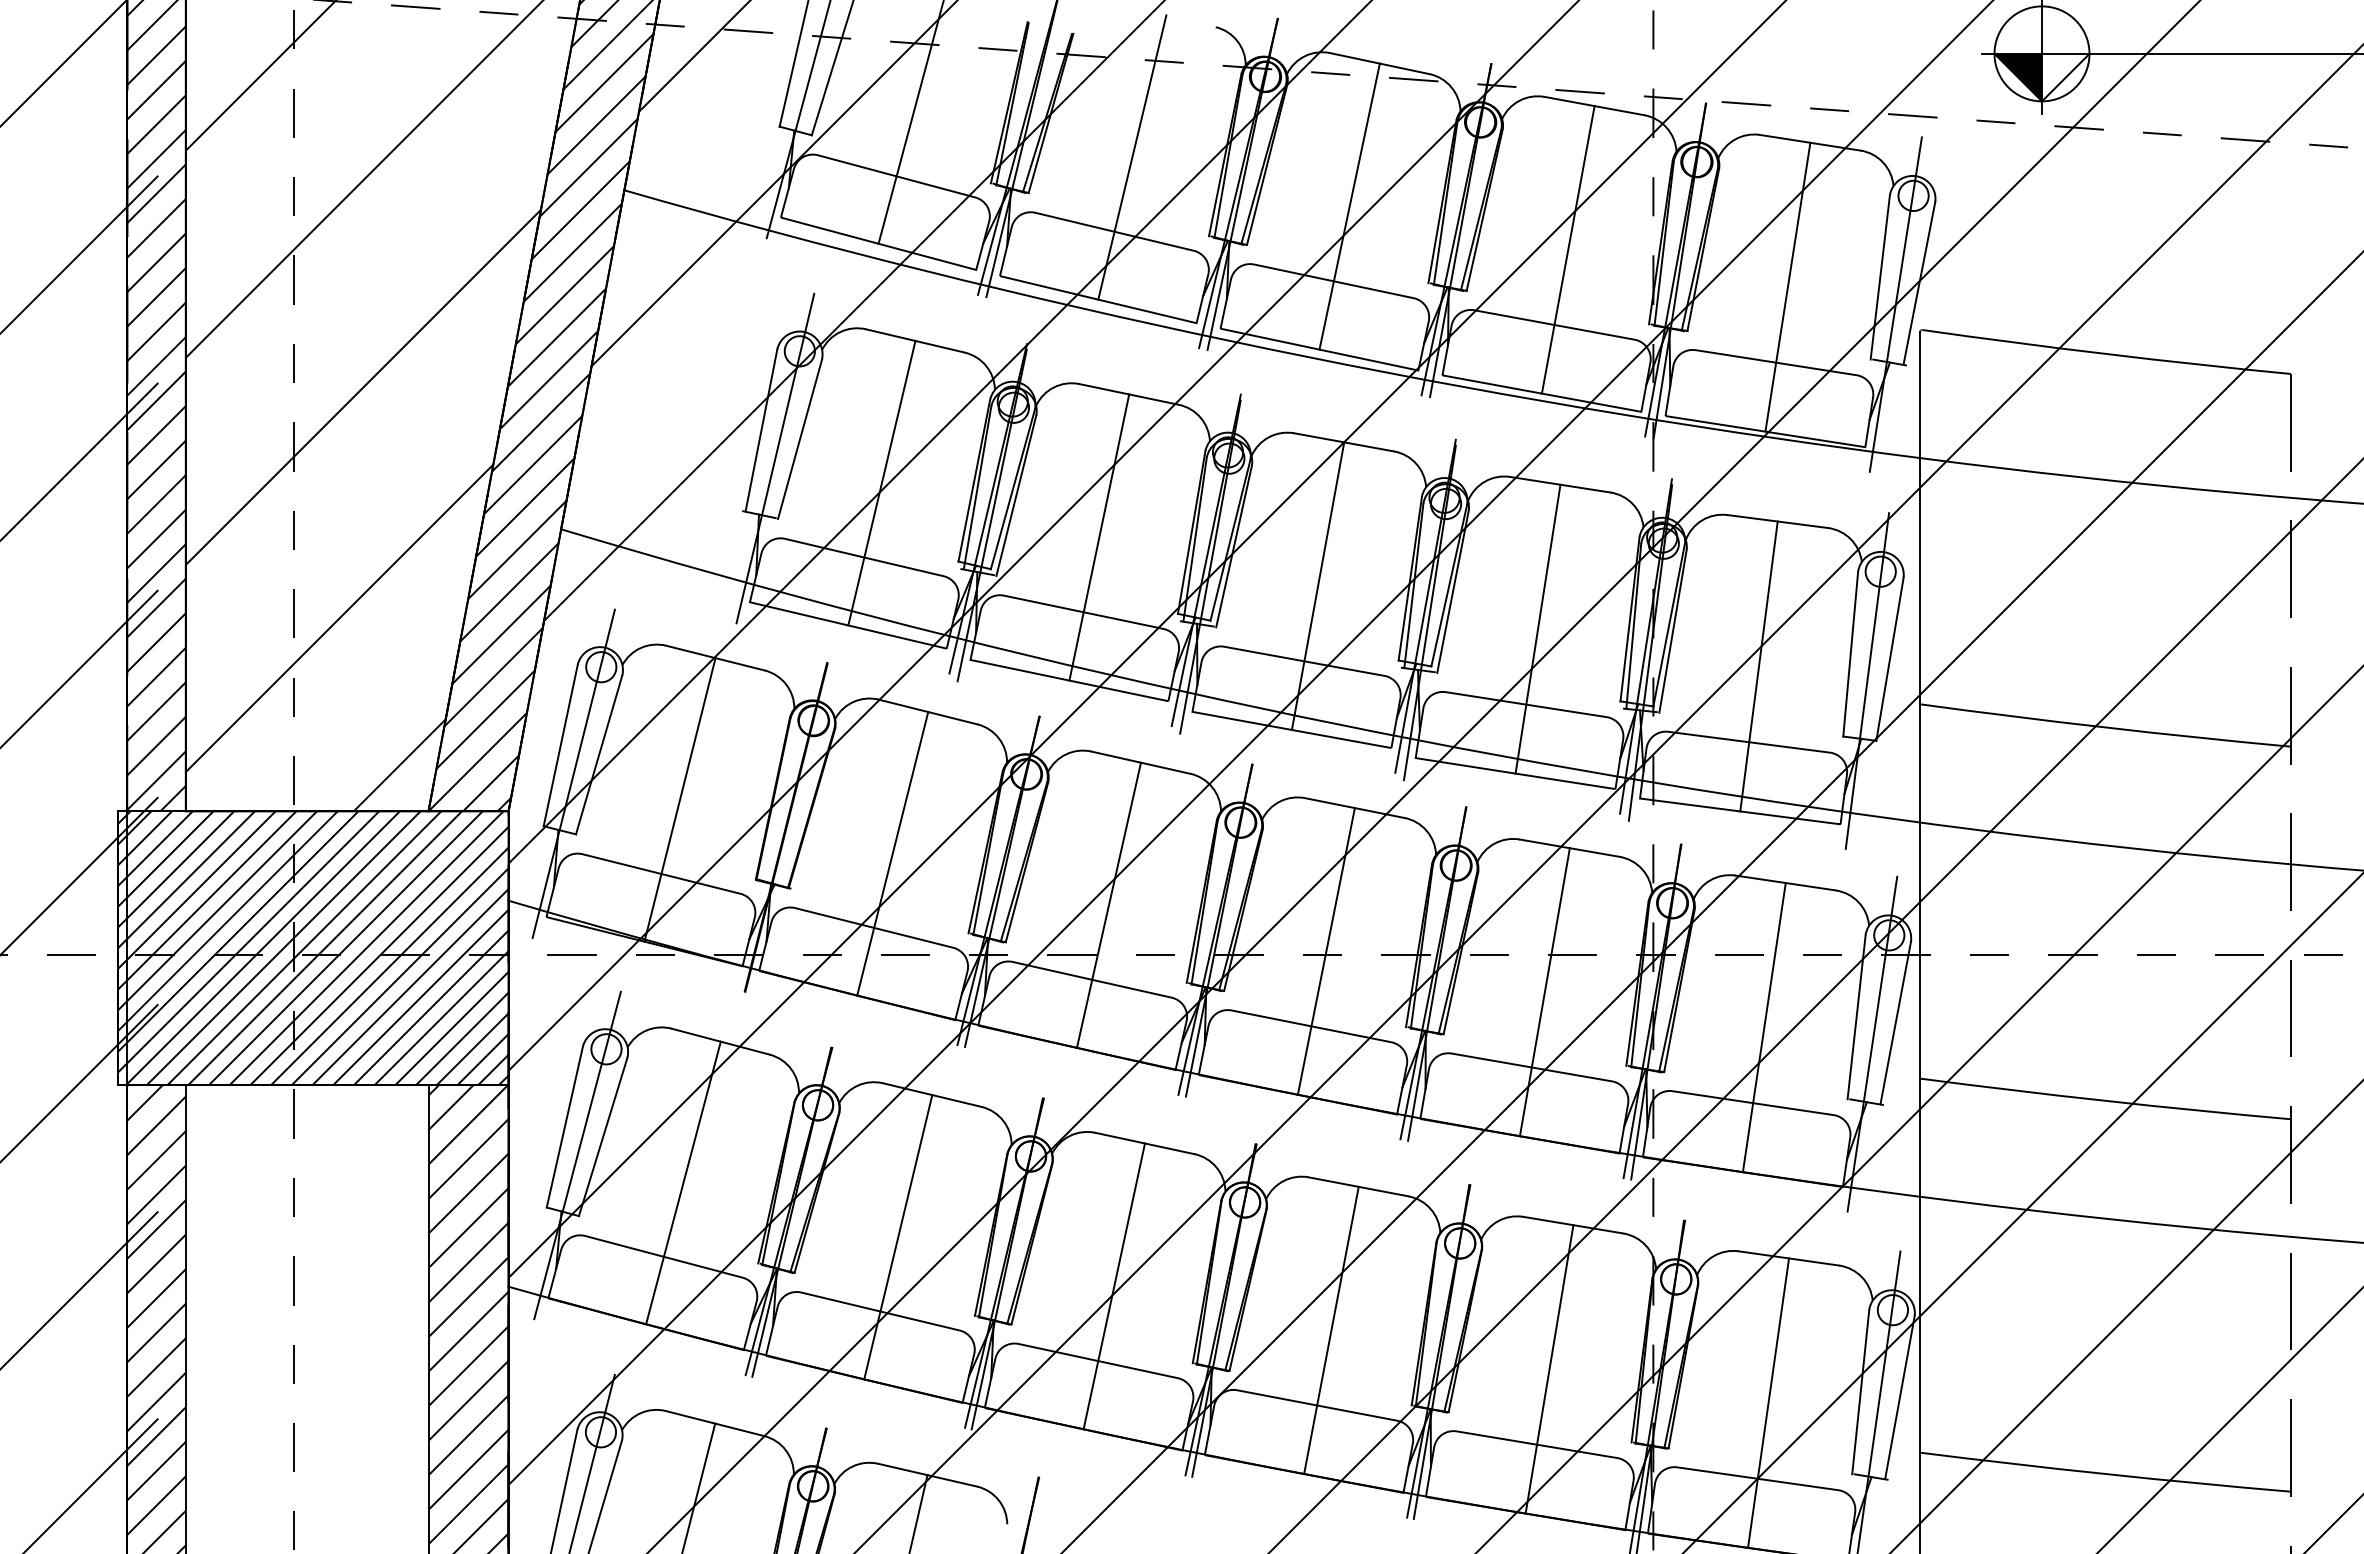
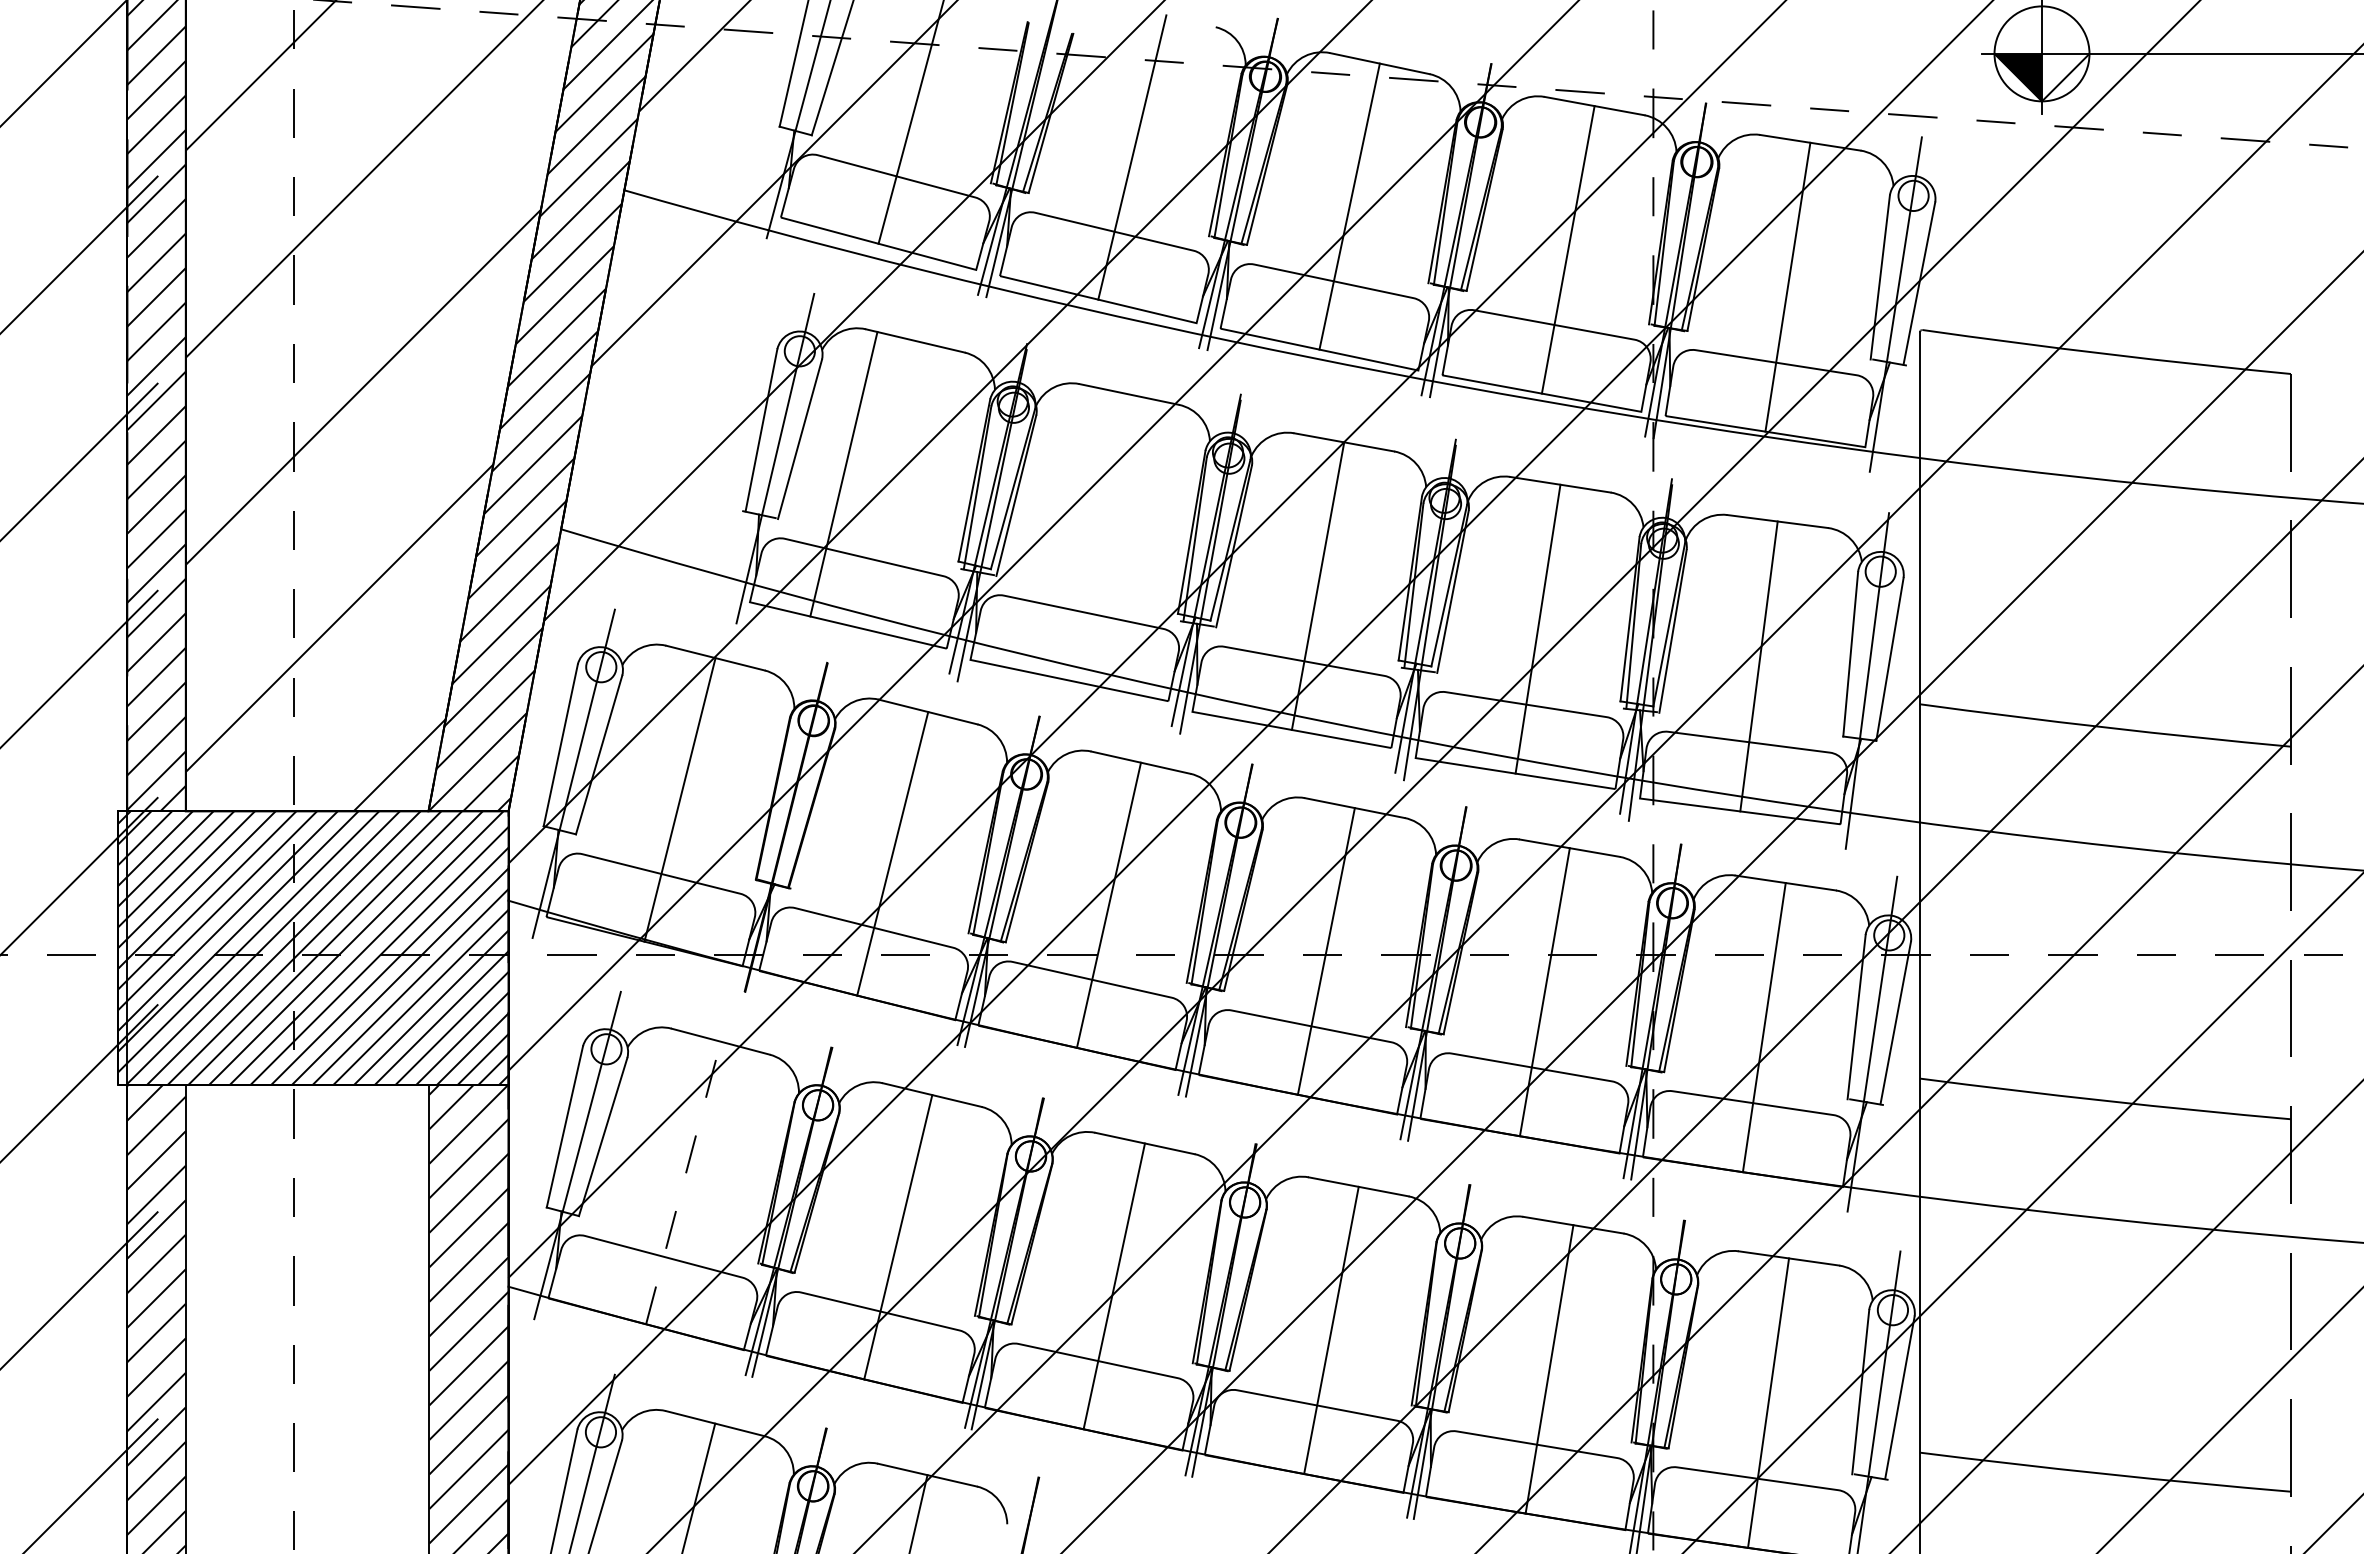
line position: (881, 482) -> (843, 473) (843, 473)
line: present -> none (1099, 537)
line: solid -> dashed (683, 1182)
